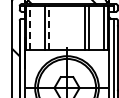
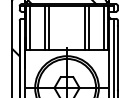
line: dashed -> solid (30, 27)
line: dashed -> solid (49, 27)
